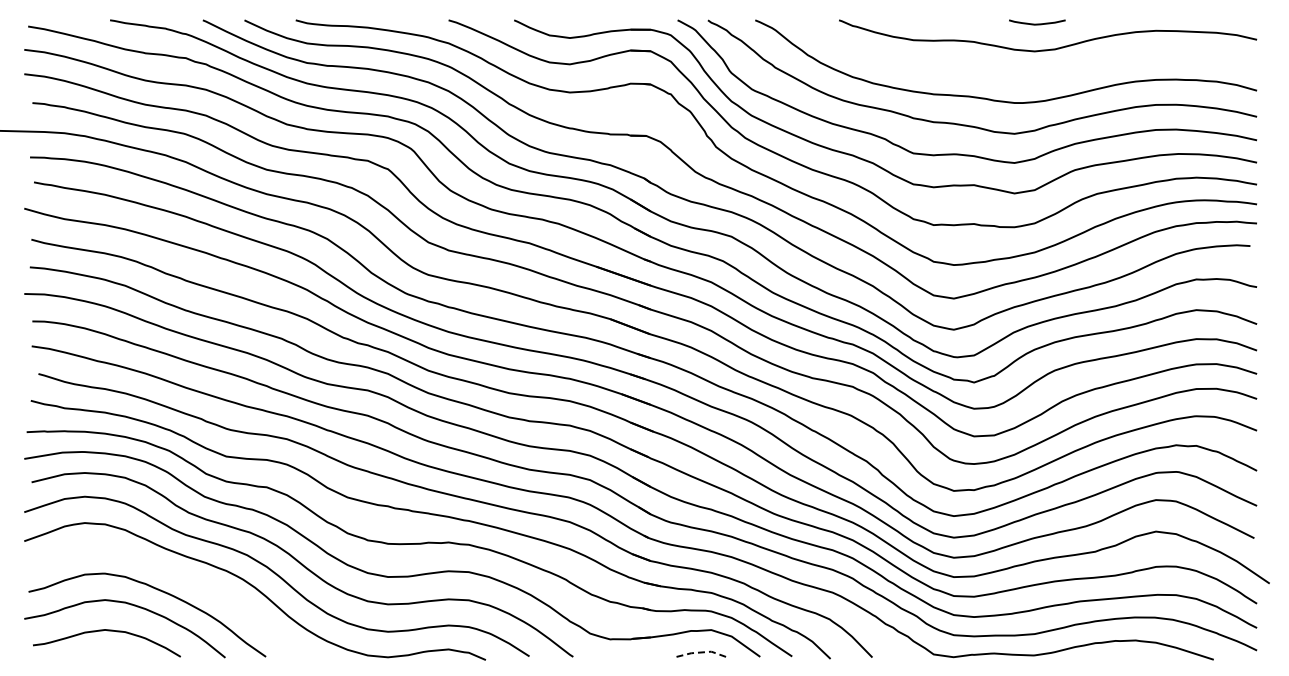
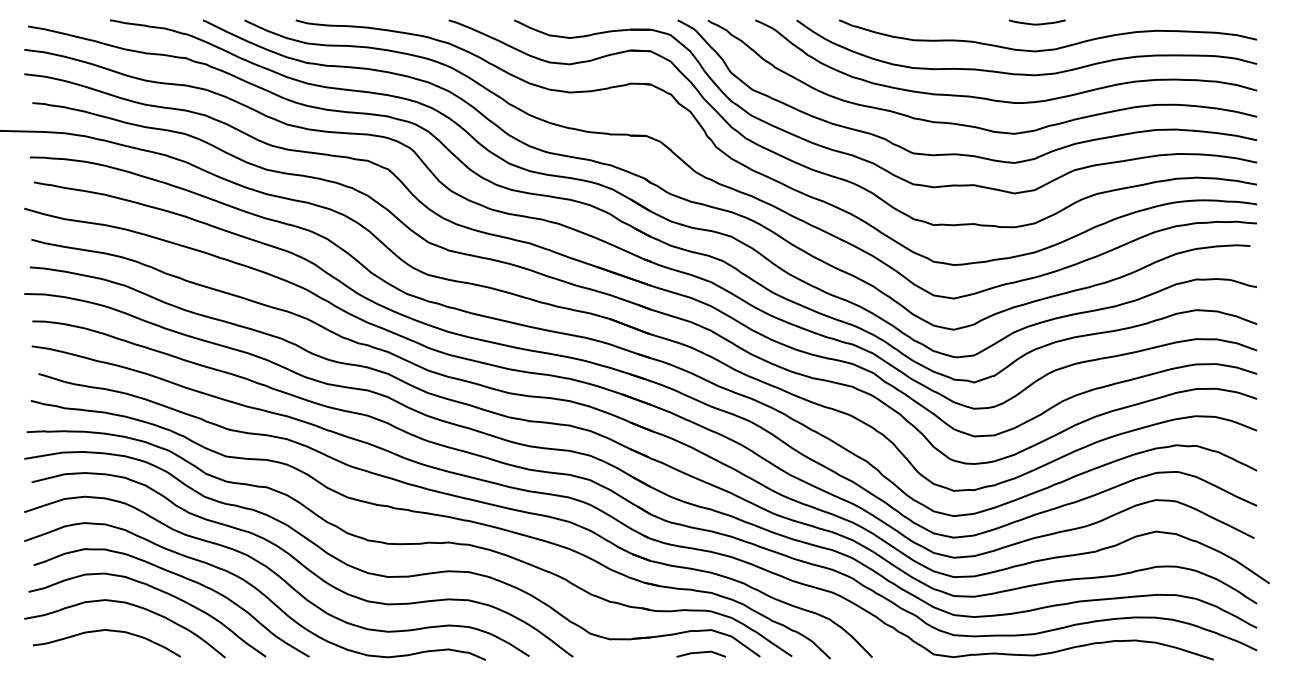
curve: none -> present (1025, 73)
curve: none -> present (183, 578)
line: dashed -> solid (700, 652)
